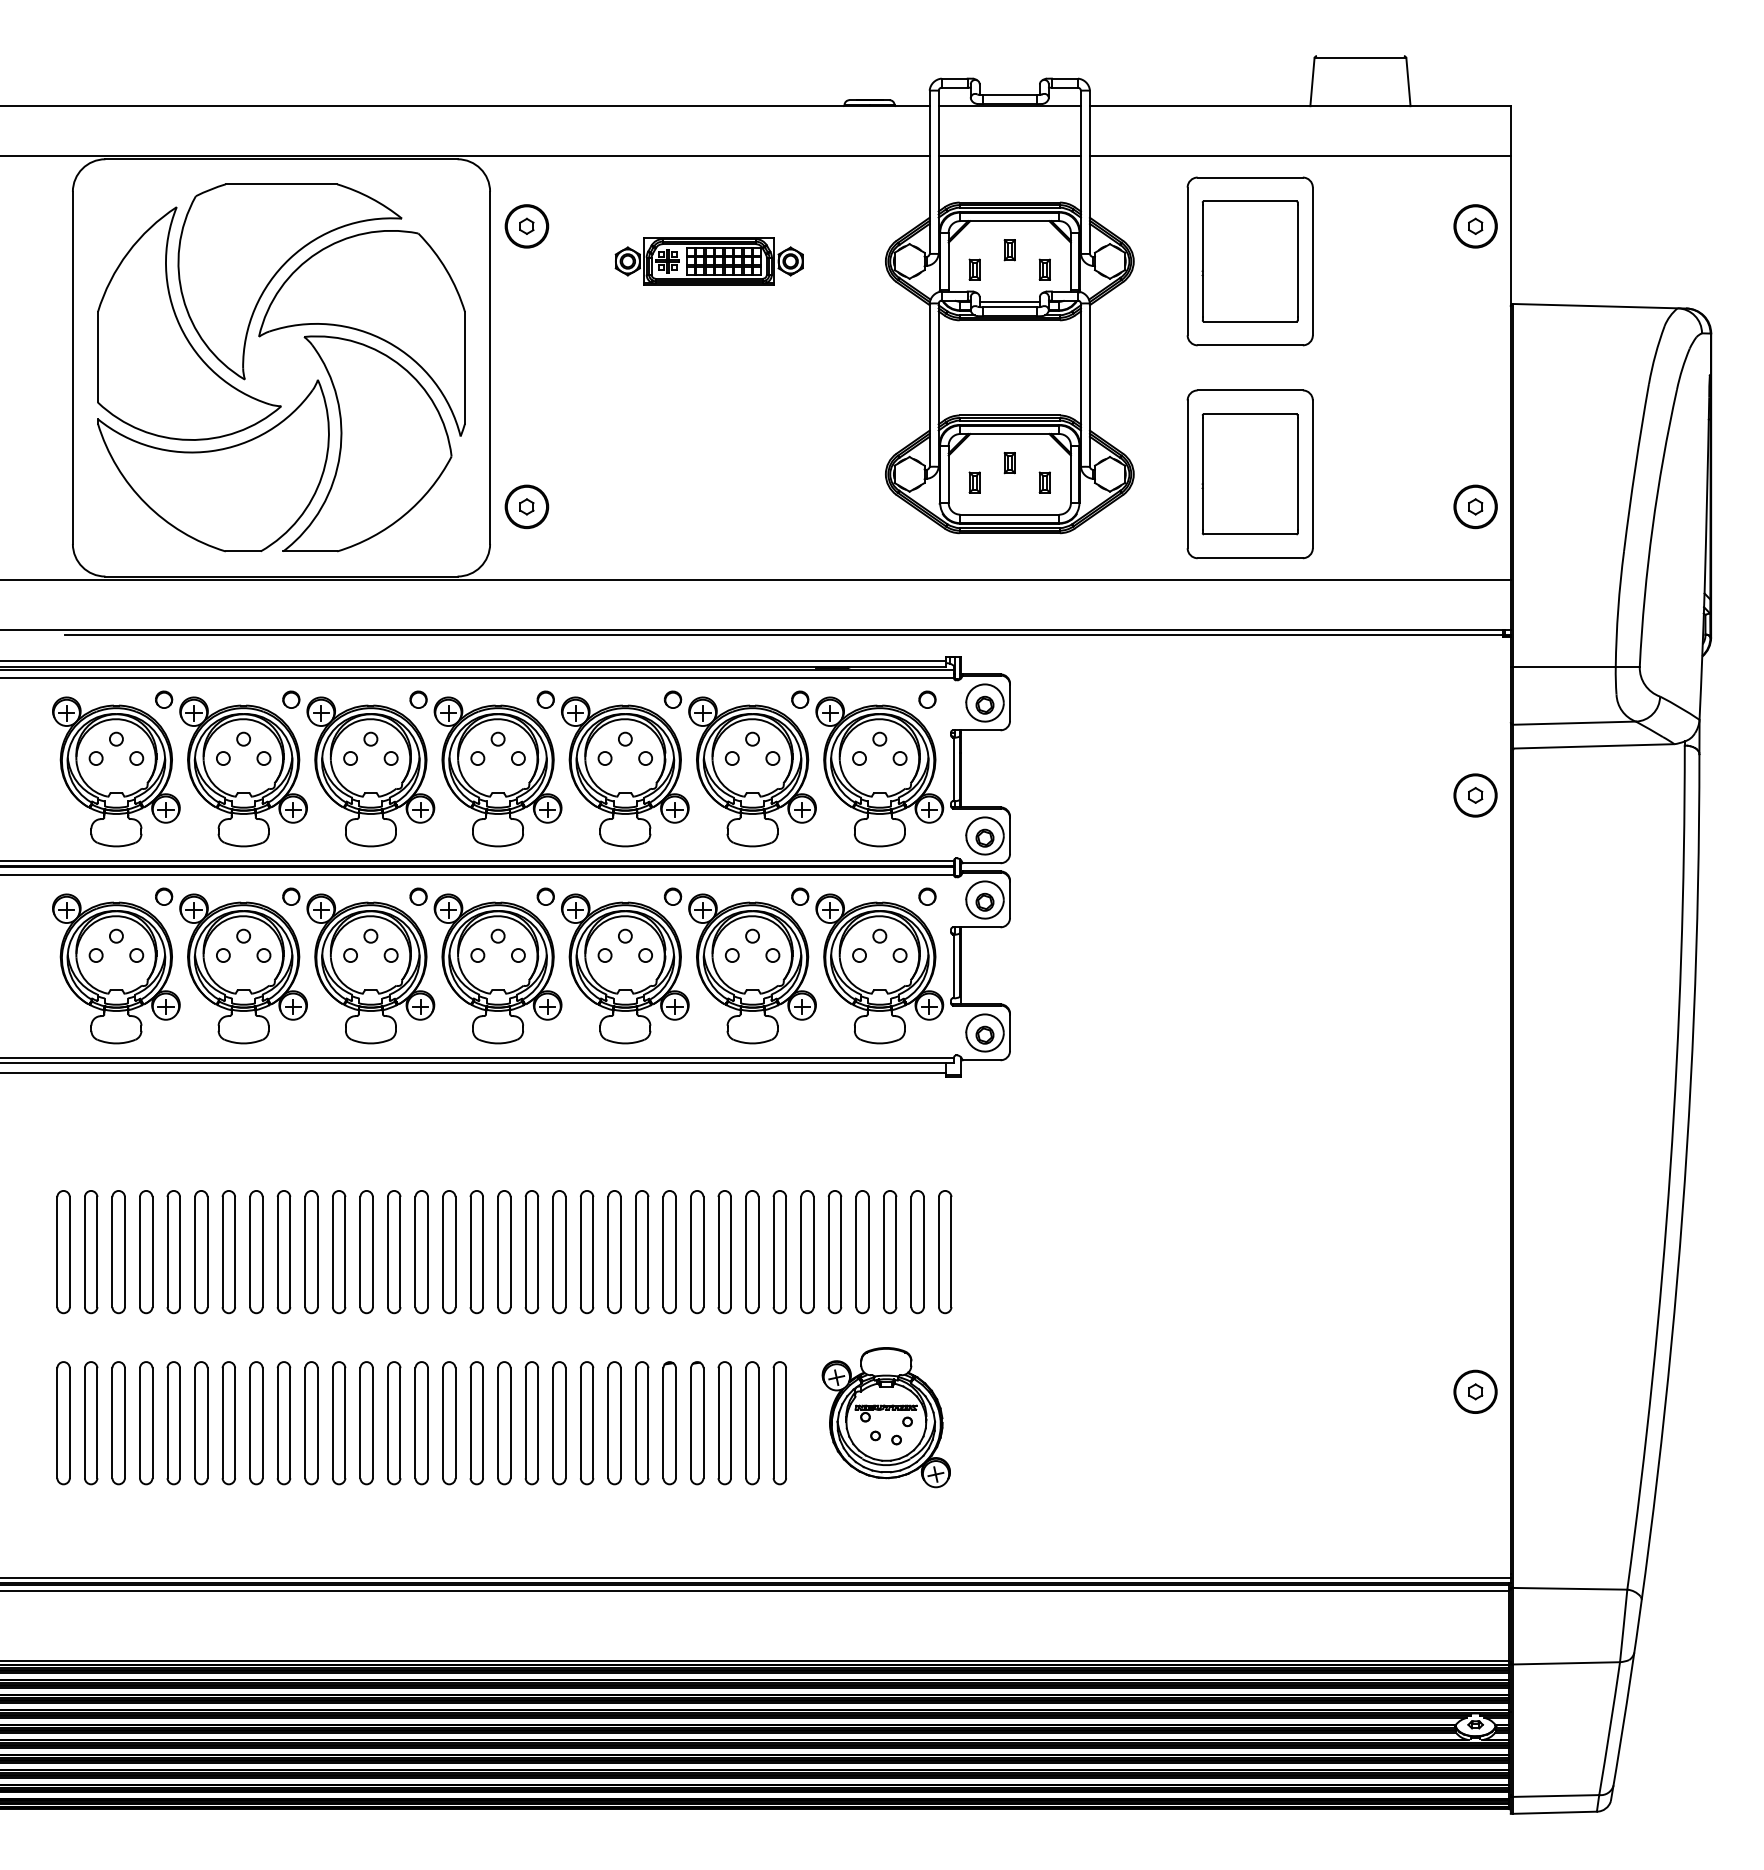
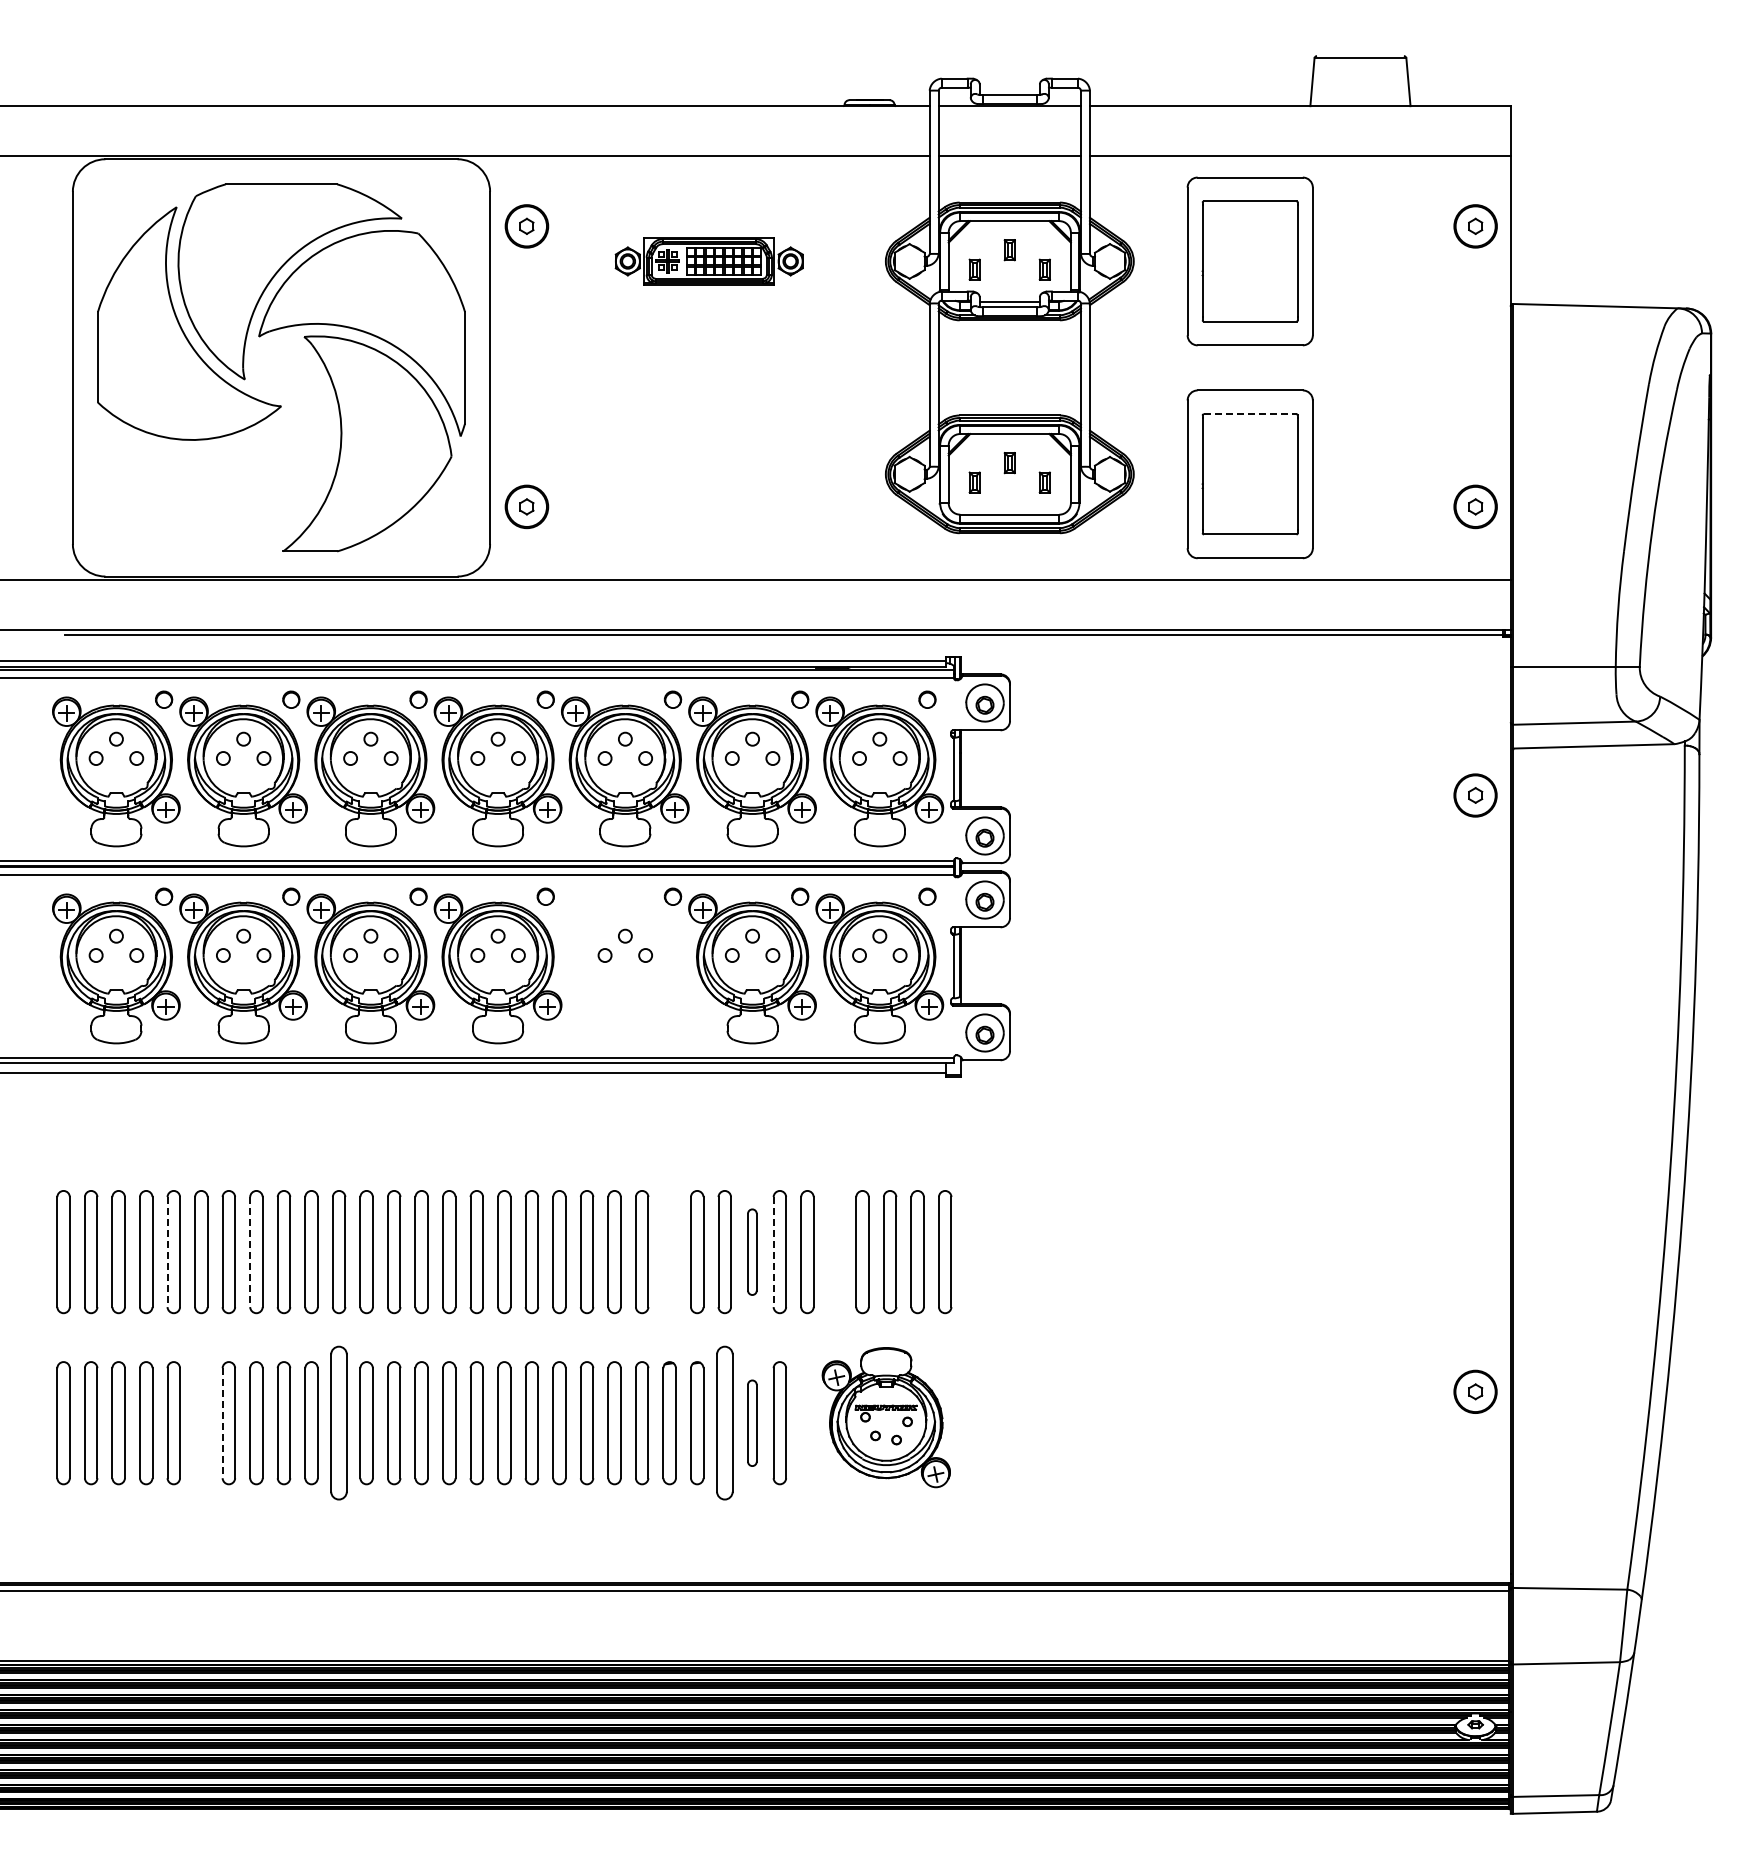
line: solid -> dashed (1250, 414)
part: present -> none (213, 465)
part: present -> none (625, 968)
line: solid -> dashed (167, 1252)
line: solid -> dashed (250, 1252)
part: present -> none (669, 1252)
part size: 15x125 px -> 11x88 px (752, 1251)
line: solid -> dashed (773, 1252)
part: present -> none (834, 1252)
part: present -> none (201, 1423)
line: solid -> dashed (222, 1423)
part size: 15x125 px -> 18x156 px (338, 1422)
part size: 15x125 px -> 18x156 px (724, 1422)
part size: 15x125 px -> 11x88 px (752, 1422)
line: present -> none (756, 1577)
